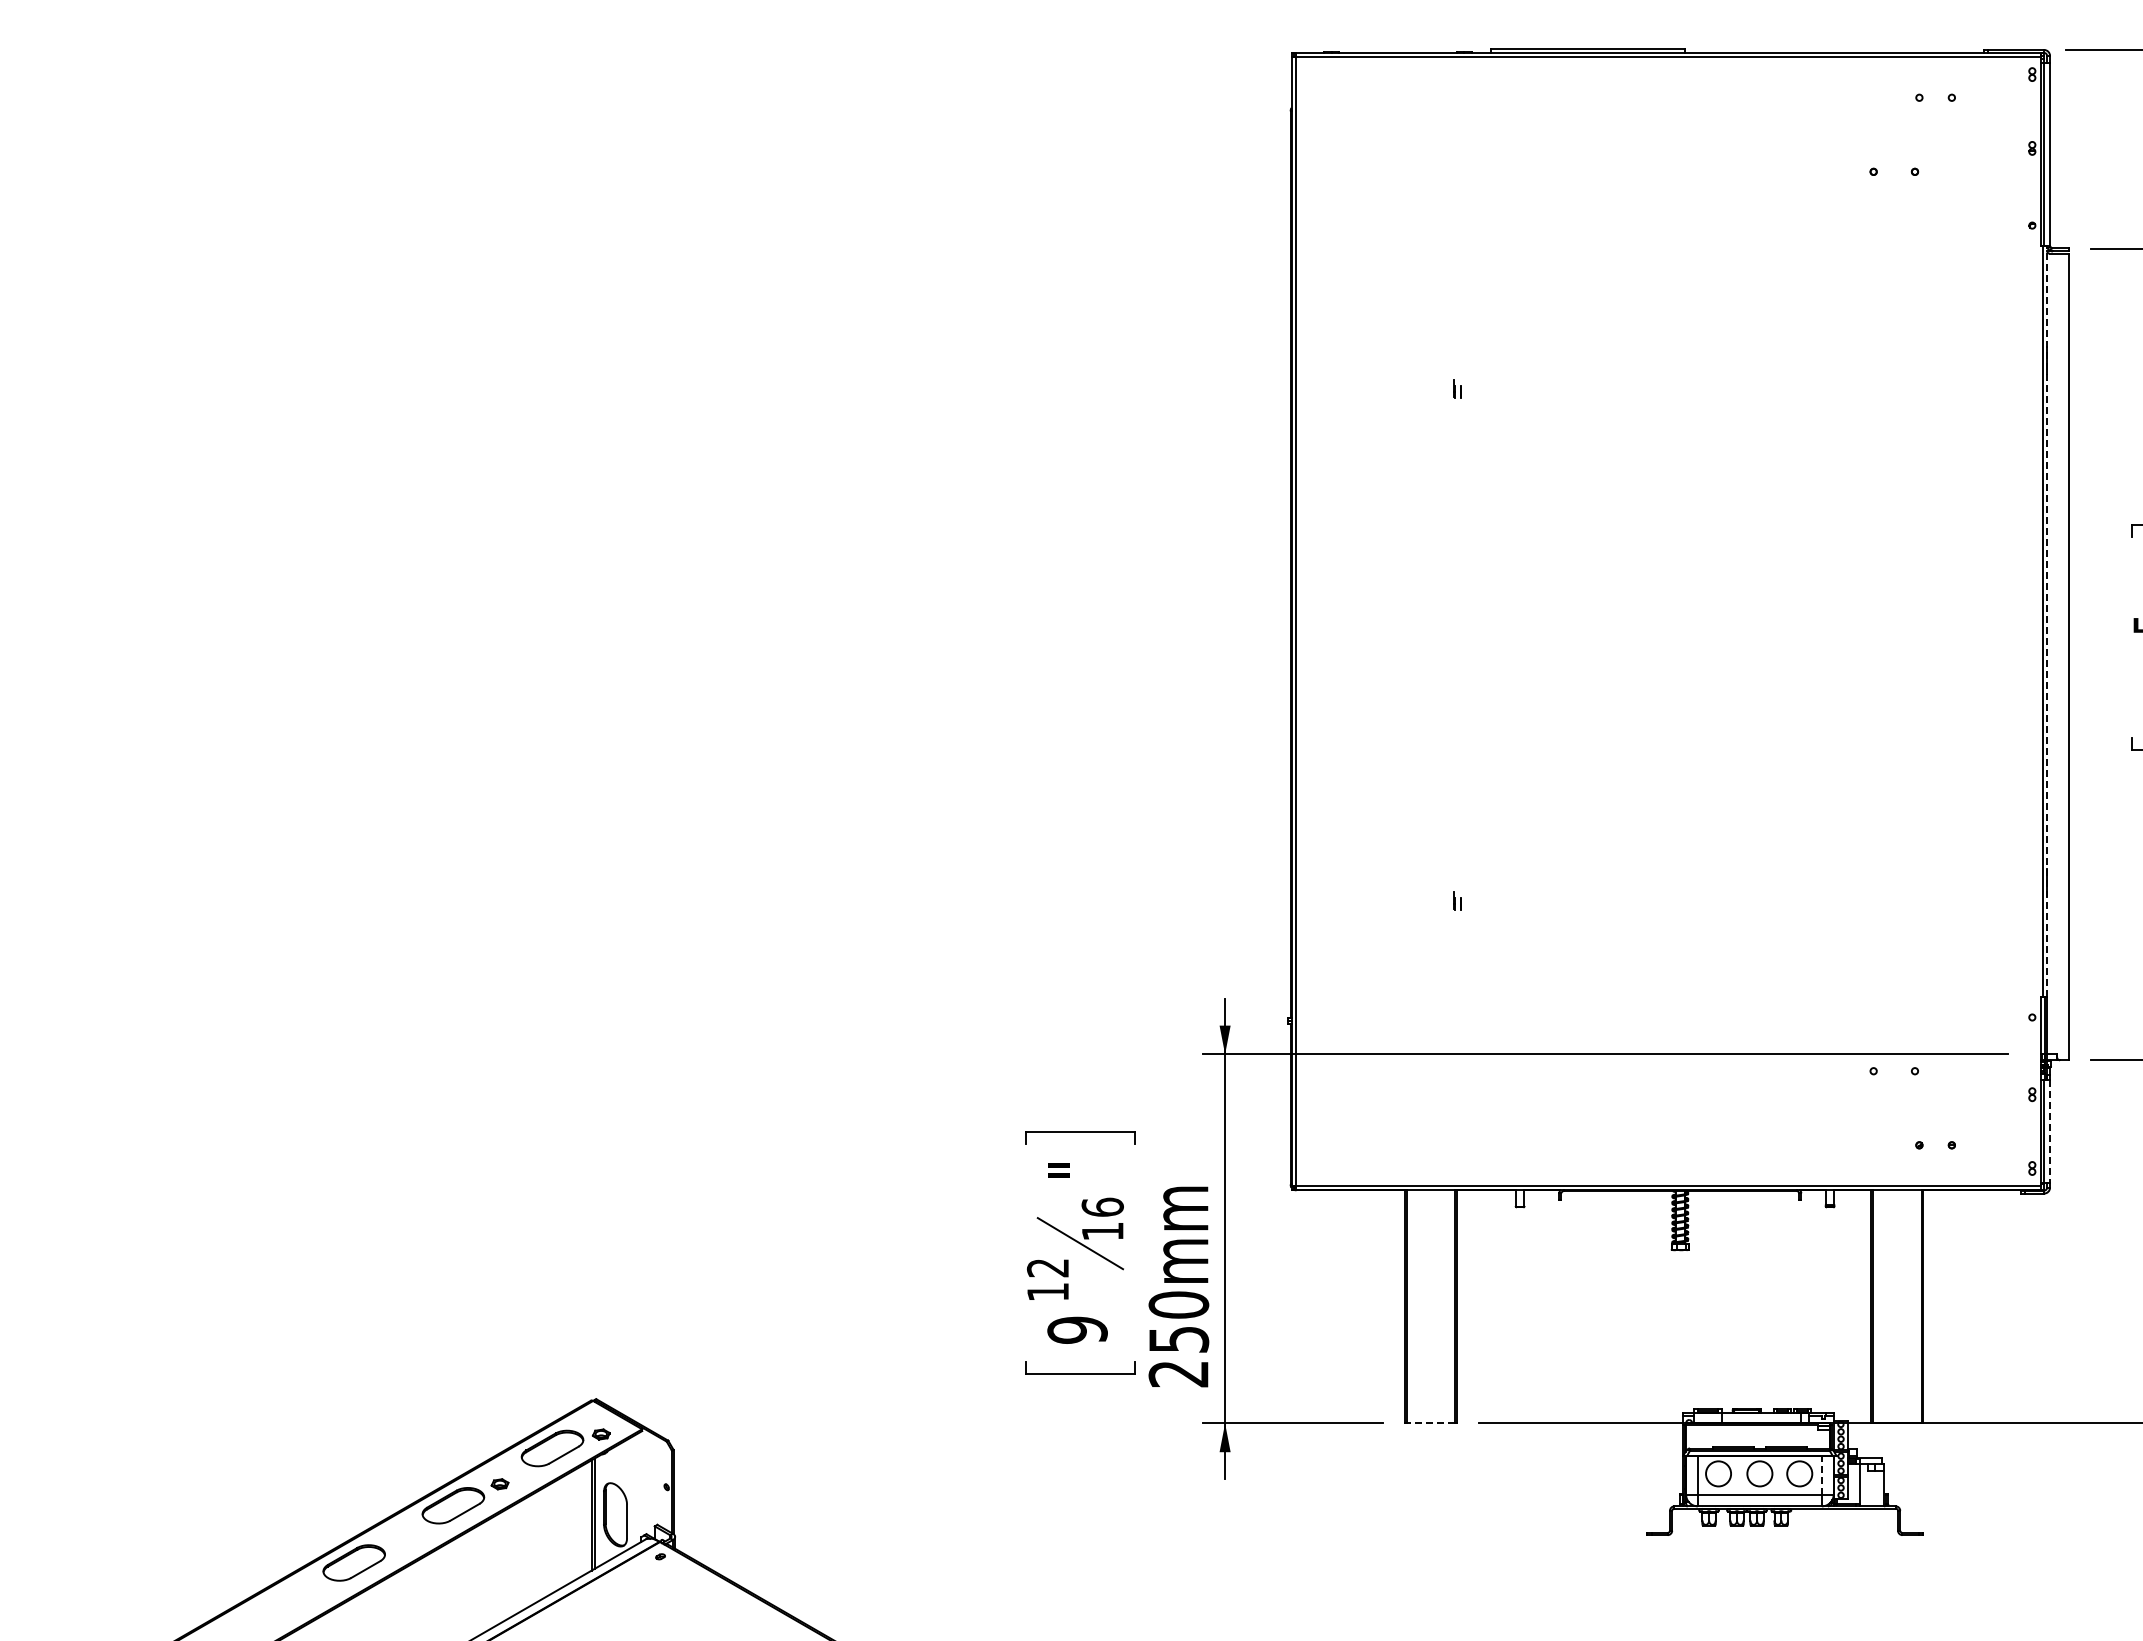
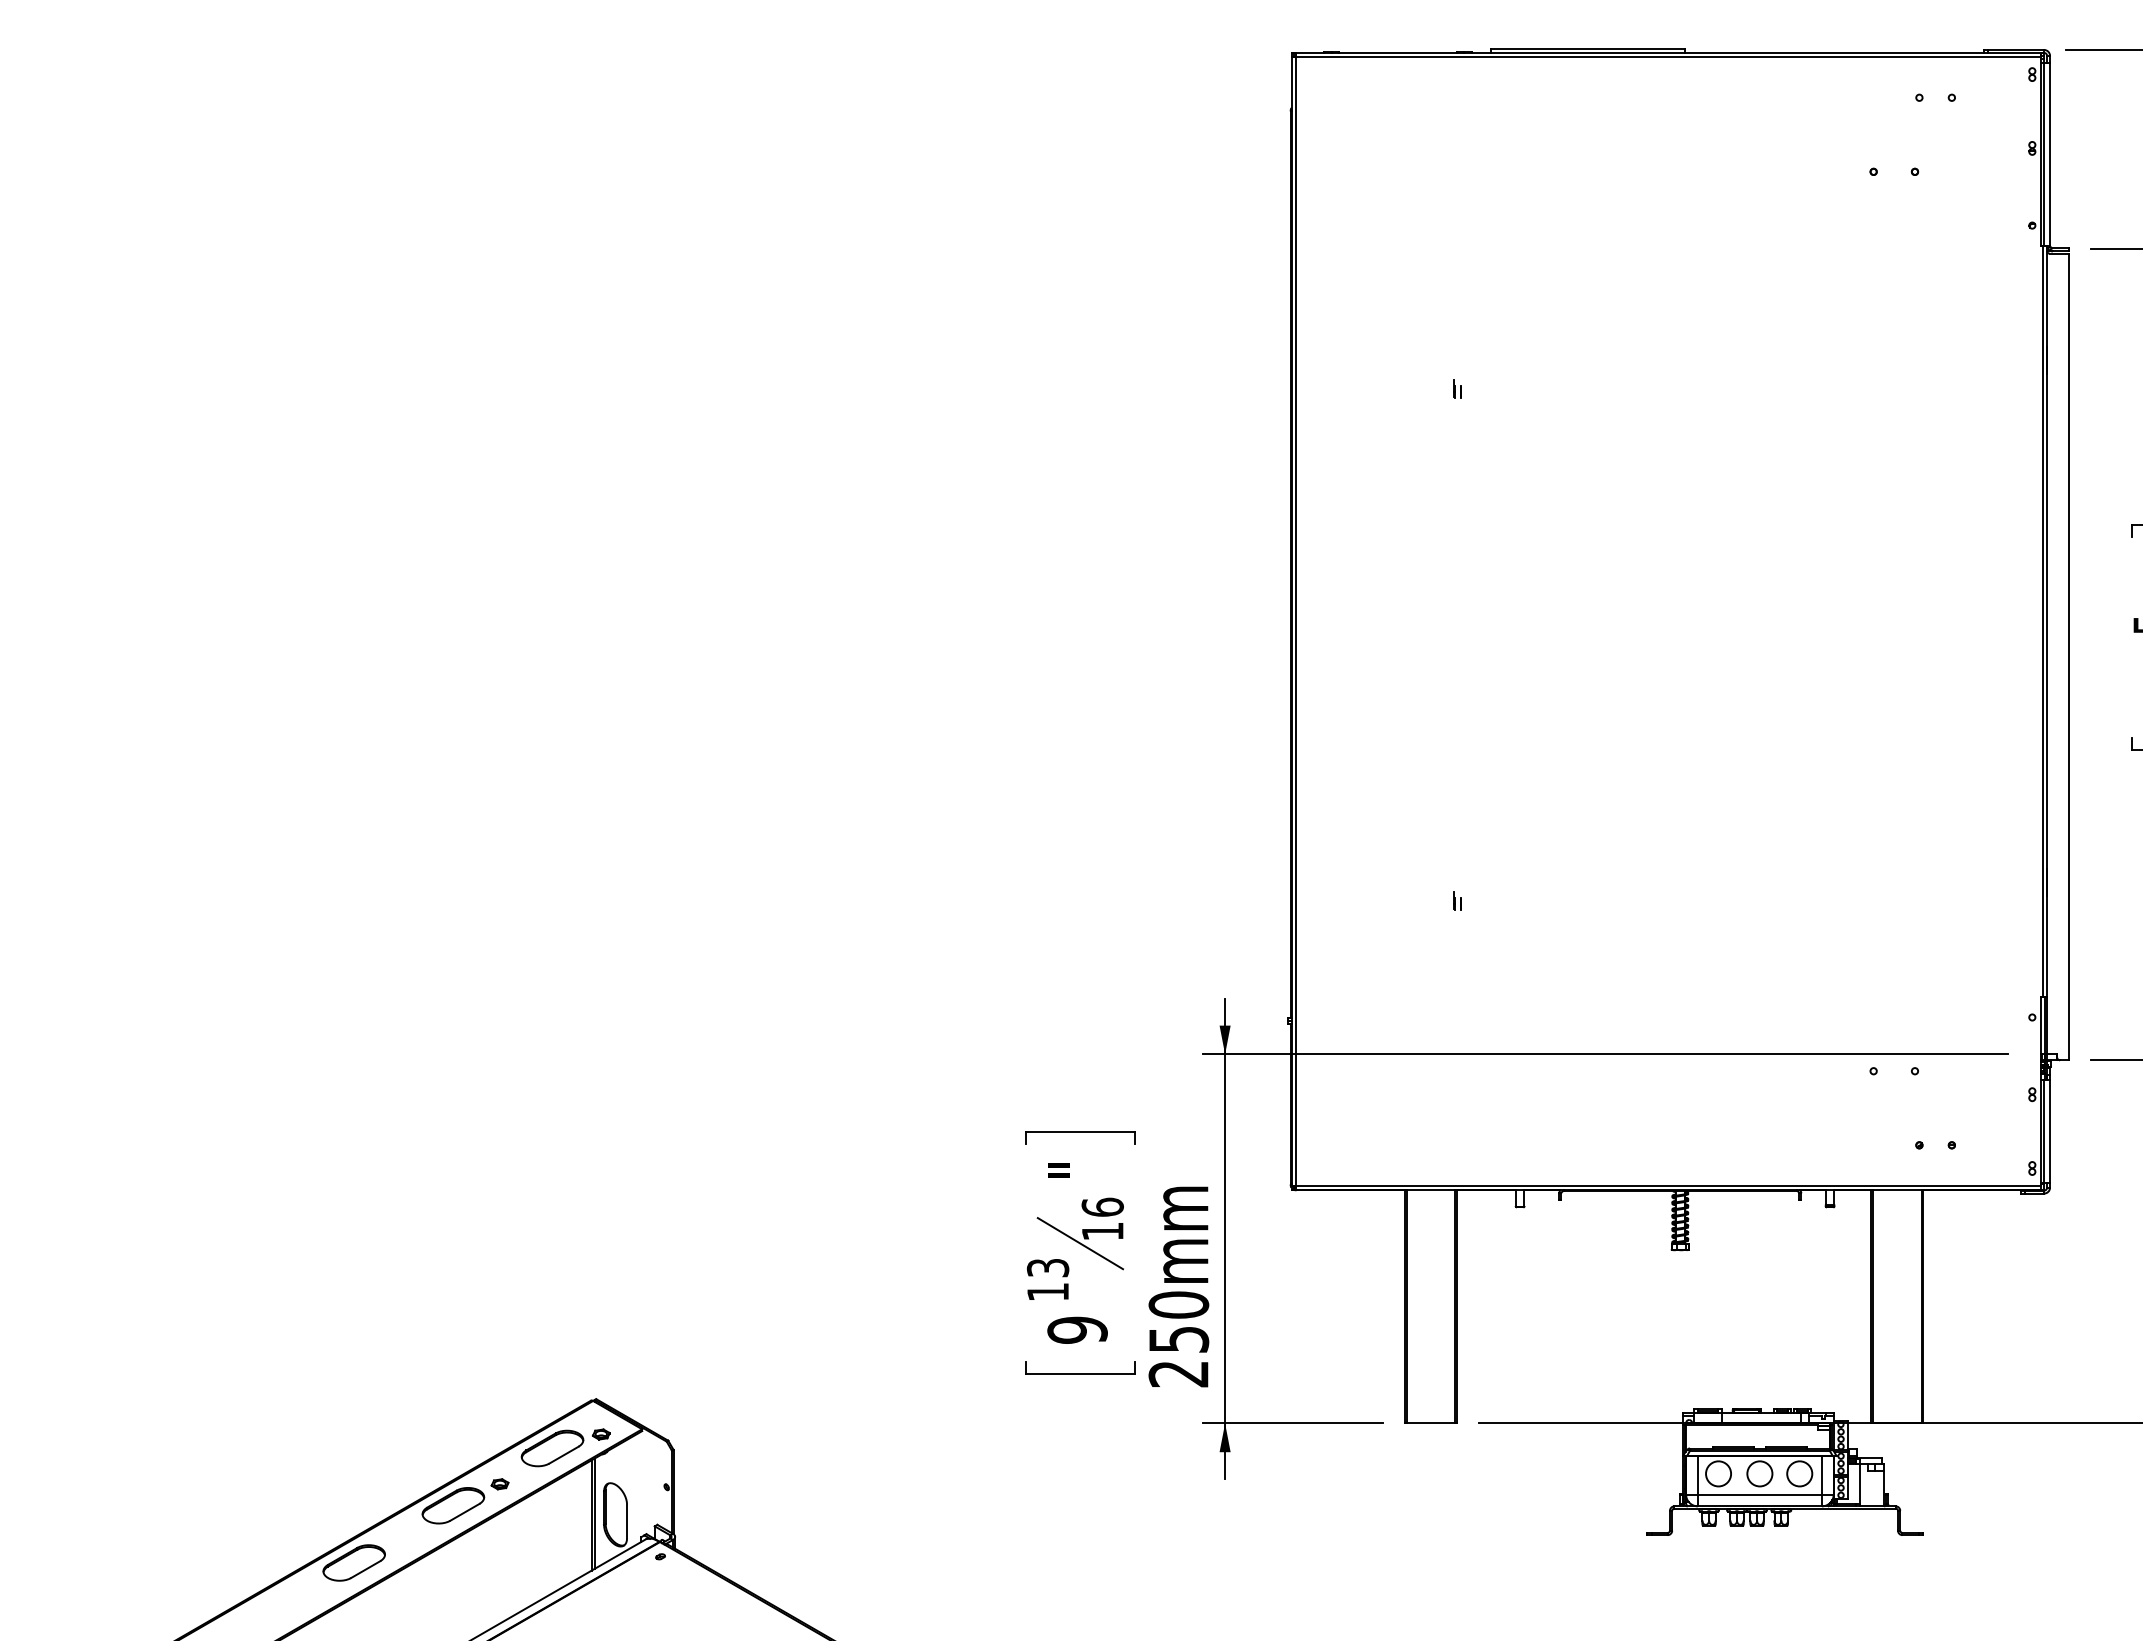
line: dashed -> solid (2047, 621)
line: dashed -> solid (2050, 1132)
text: 12 -> 13 (1048, 1268)
line: dashed -> solid (1430, 1423)
line: dashed -> solid (1821, 1474)
